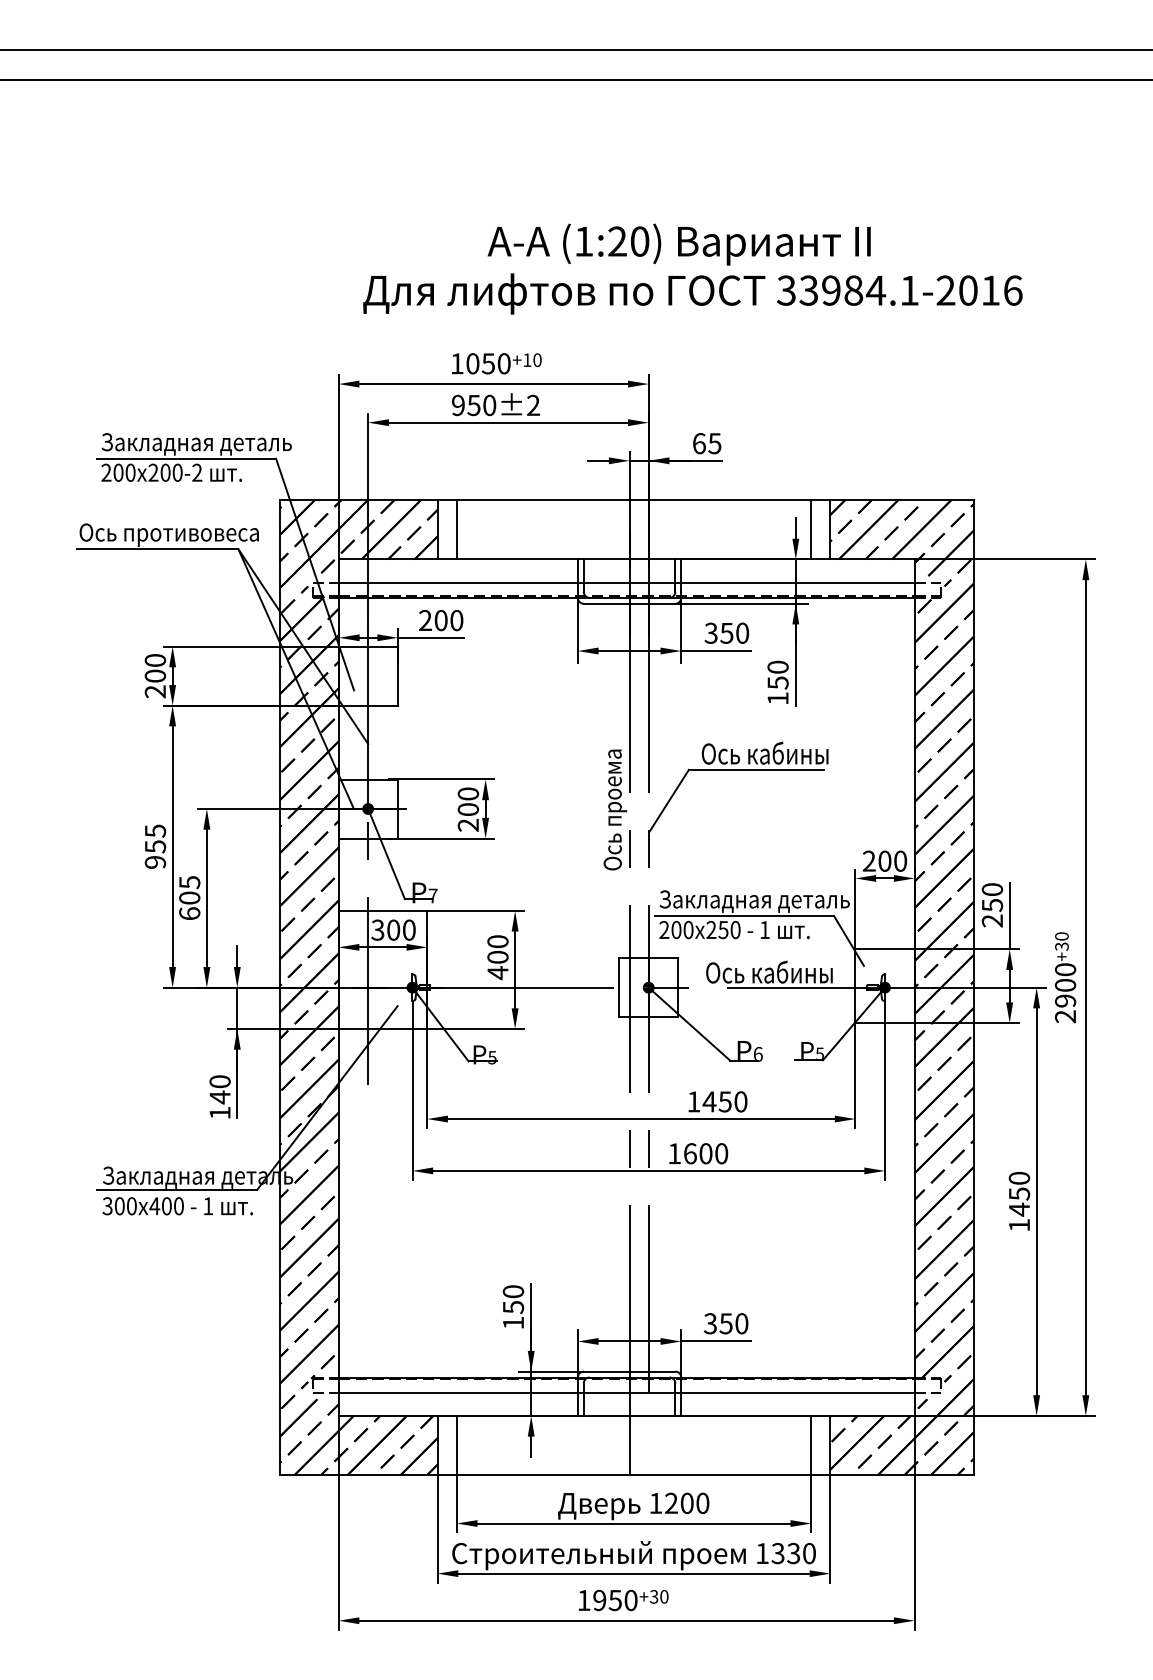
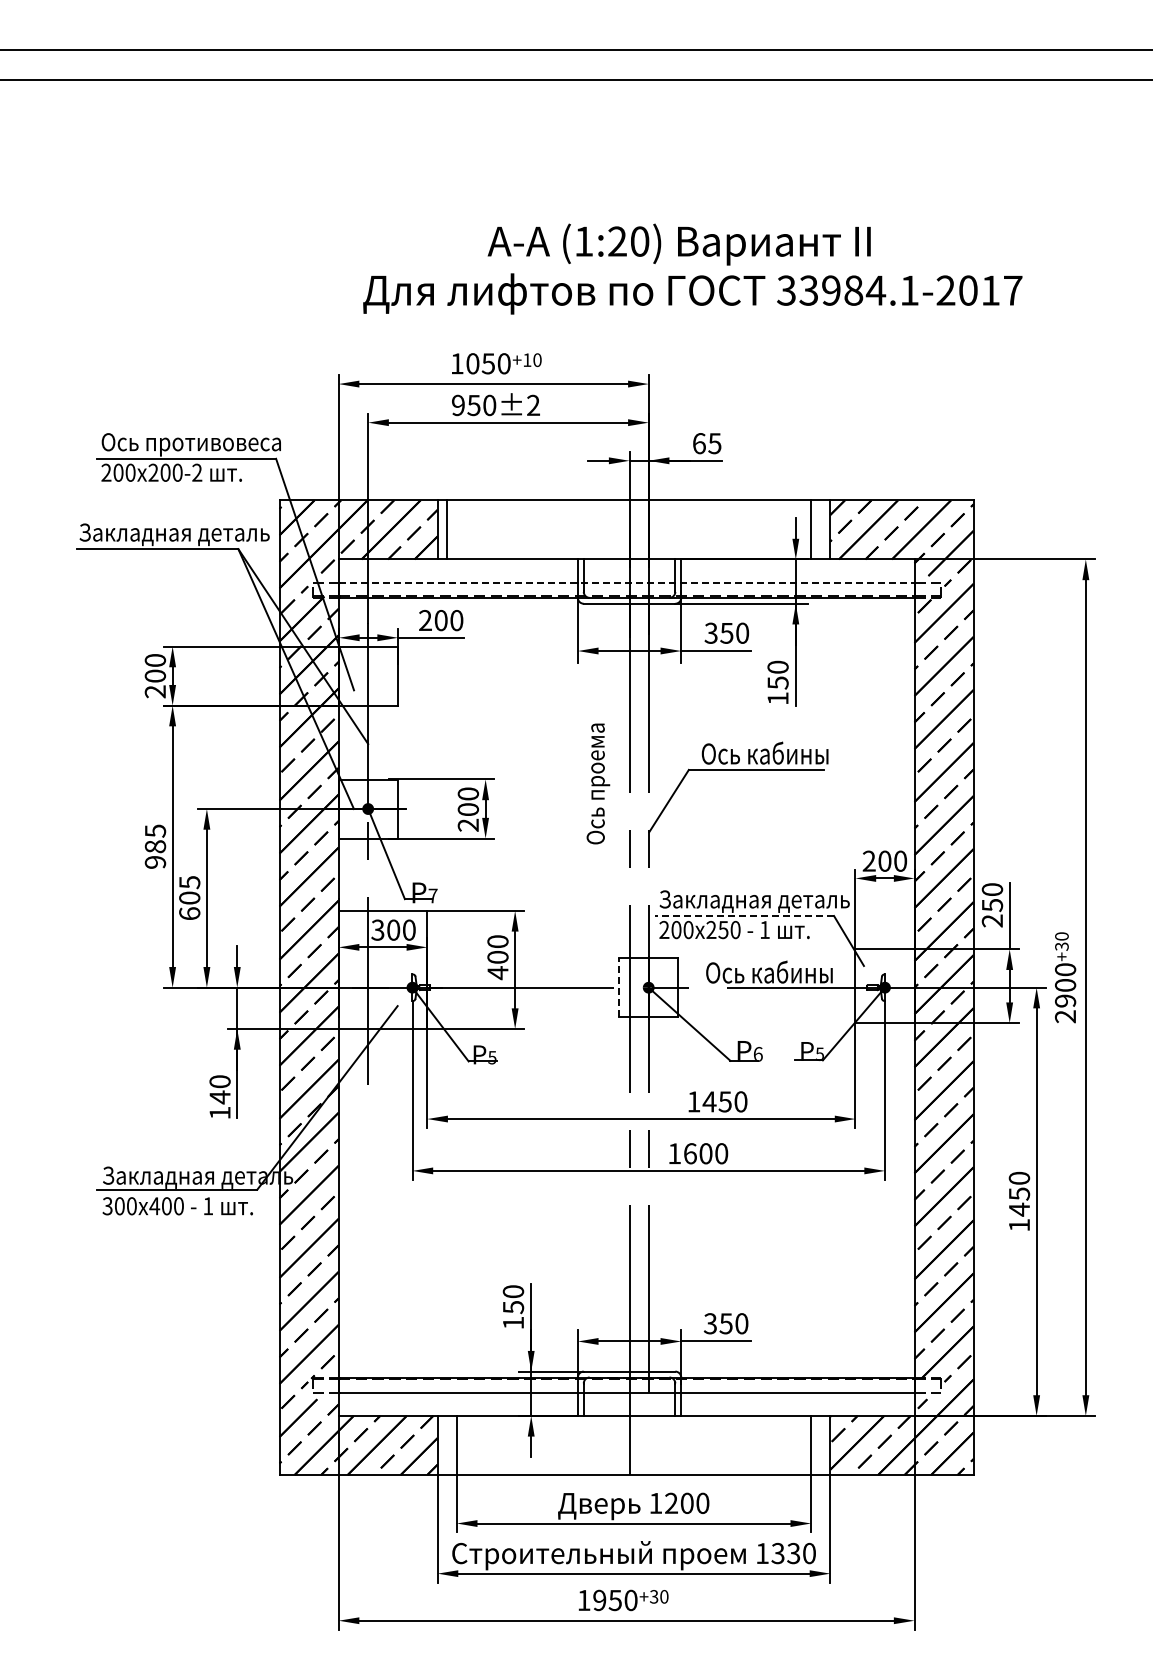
text: 33984.1-2016 -> 33984.1-2017 (1013, 290)
text: Закладная деталь -> Ось противовеса (196, 444)
line position: (456, 529) -> (446, 529) (446, 529)
text: Ось противовеса -> Закладная деталь (174, 534)
line: solid -> dashed (626, 582)
text position: (615, 809) -> (598, 783) (598, 783)
text: 955 -> 985 (155, 846)
line: solid -> dashed (744, 916)
line: solid -> dashed (619, 987)
